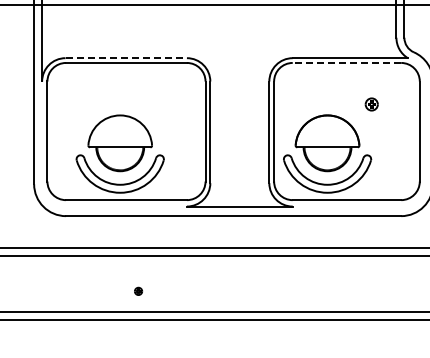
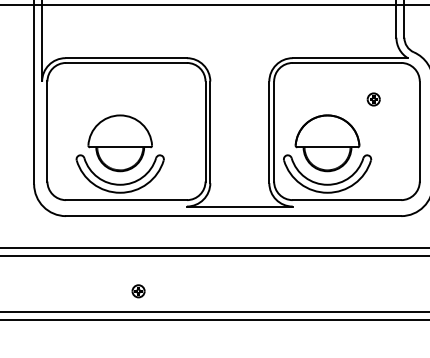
line: dashed -> solid (126, 58)
line: dashed -> solid (346, 62)
part position: (371, 104) -> (373, 99) (373, 99)
part size: 10x10 px -> 15x15 px (138, 291)
